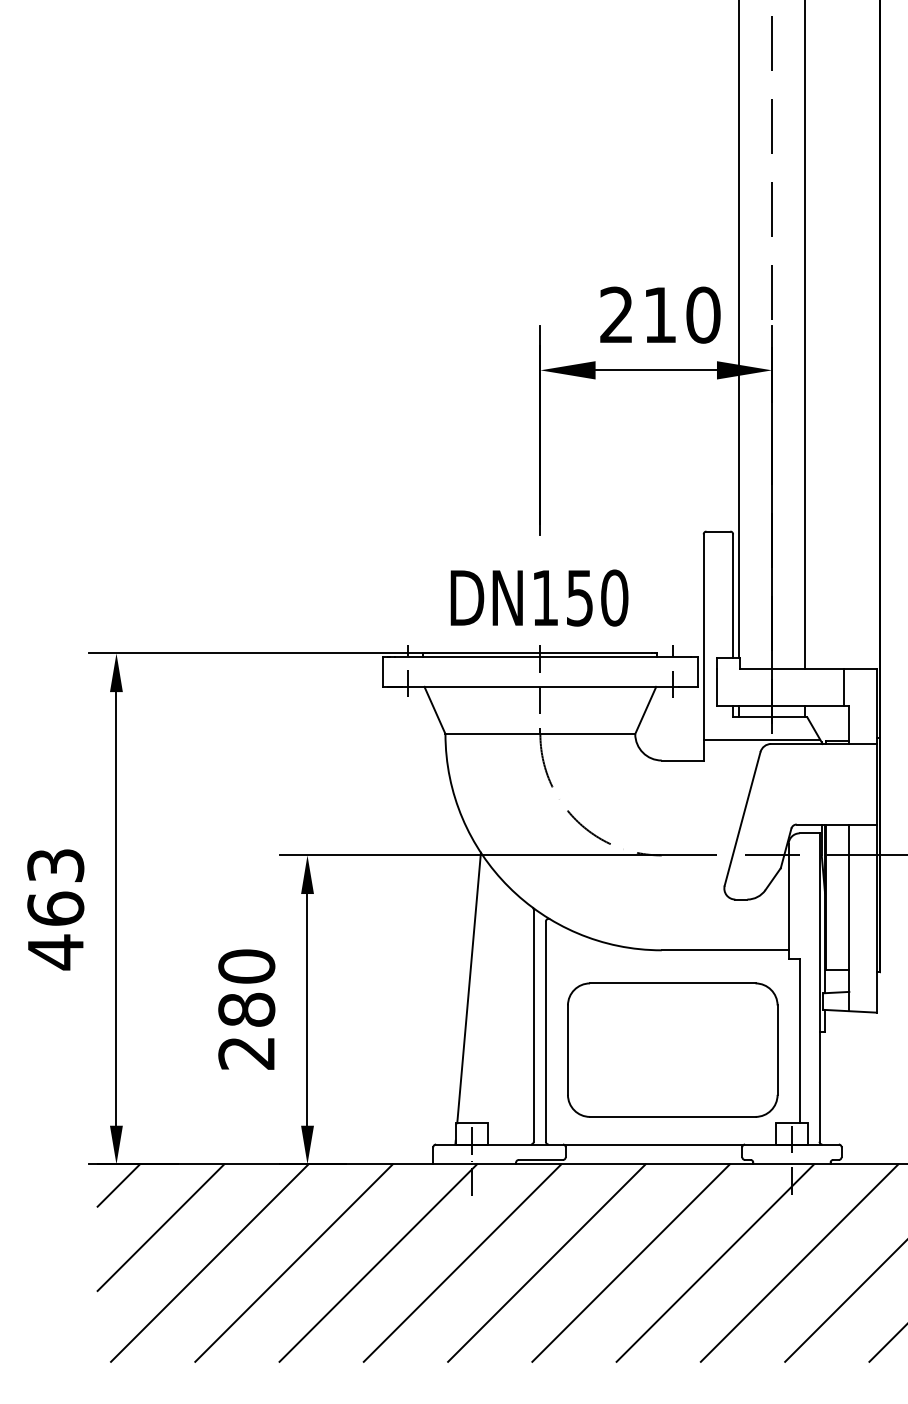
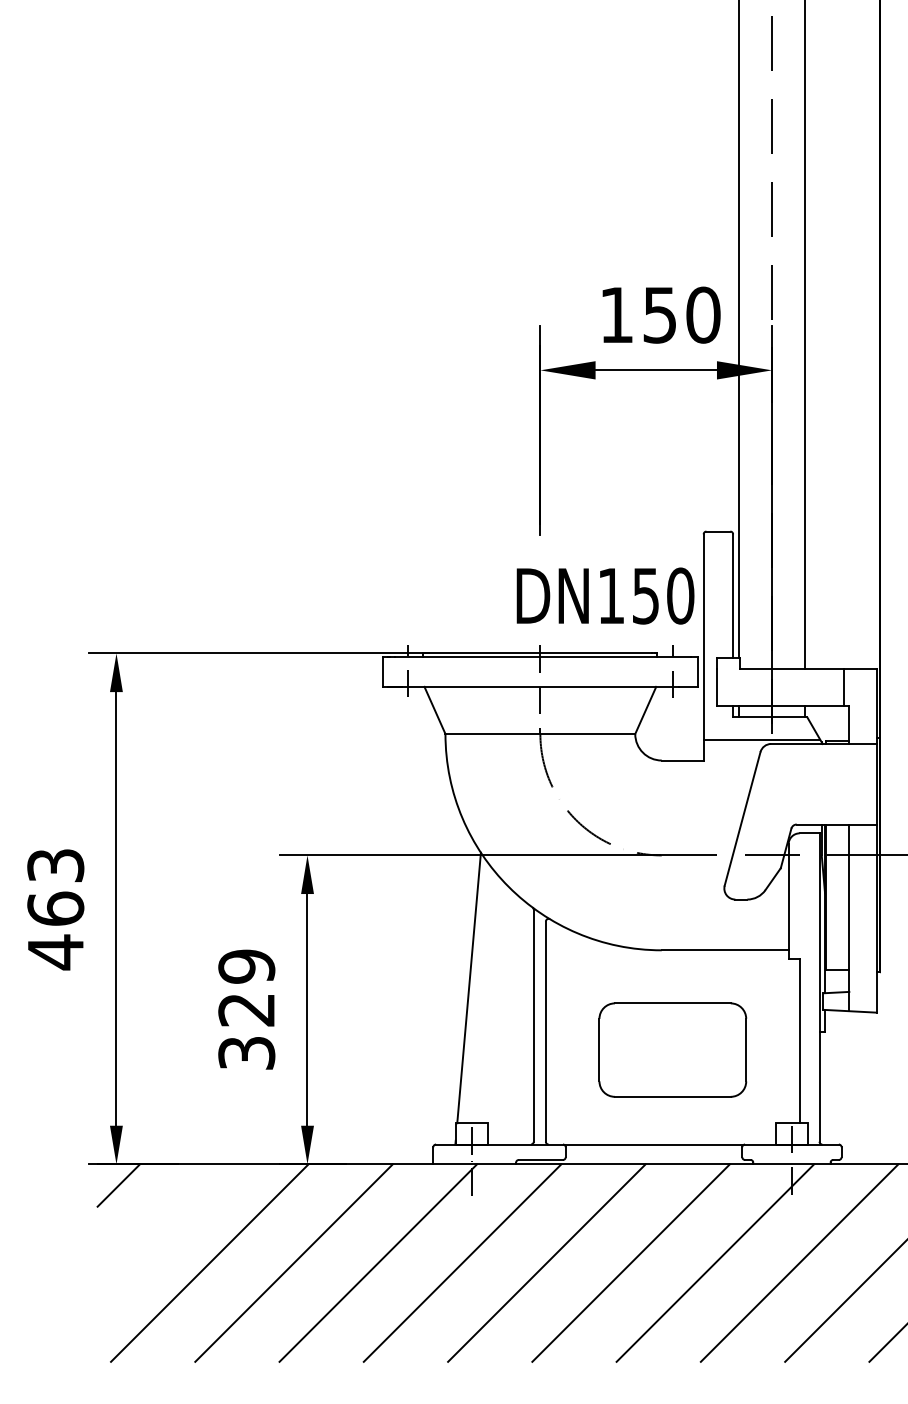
text: 210 -> 150 (637, 314)
text position: (539, 597) -> (605, 595) (605, 595)
text: 280 -> 329 (246, 1009)
part size: 212x136 px -> 150x96 px (672, 1049)
line: present -> none (160, 1227)
